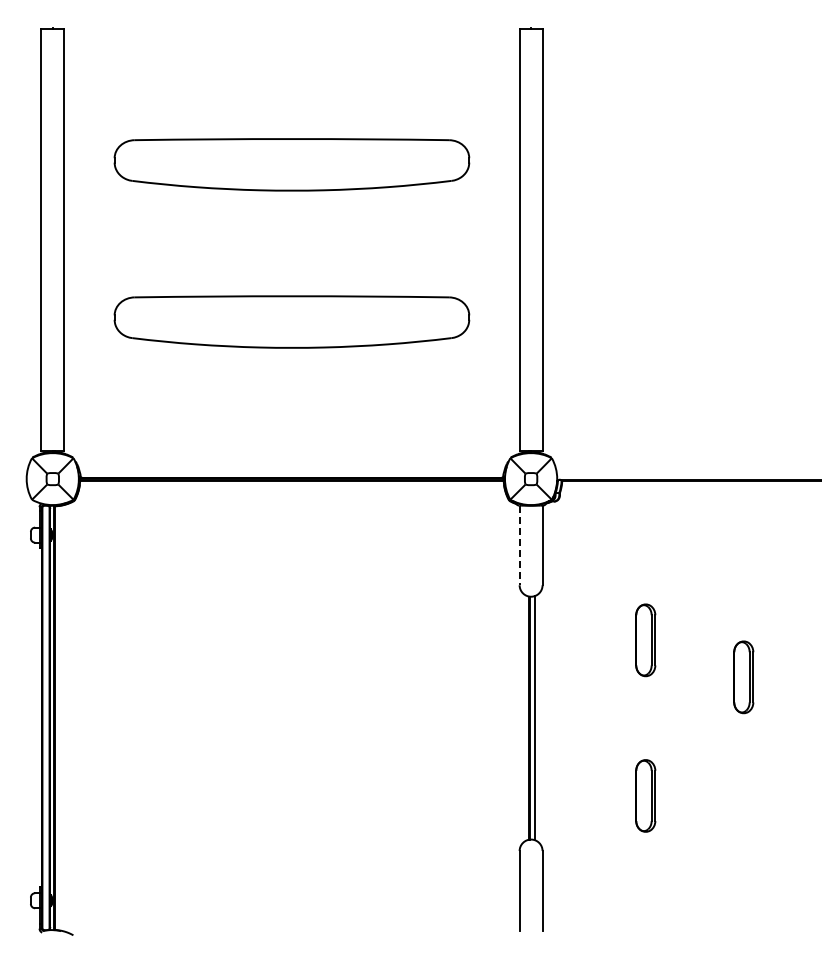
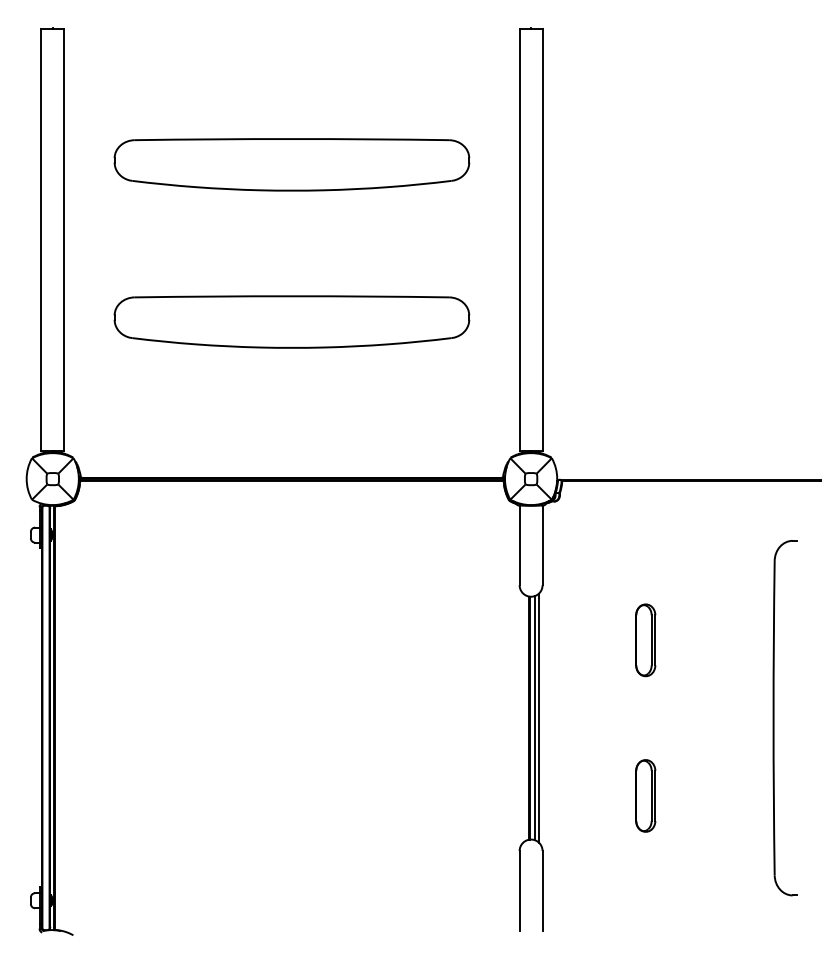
line: dashed -> solid (519, 545)
part: present -> none (743, 677)
line: none -> present (538, 717)
part: none -> present (774, 718)
